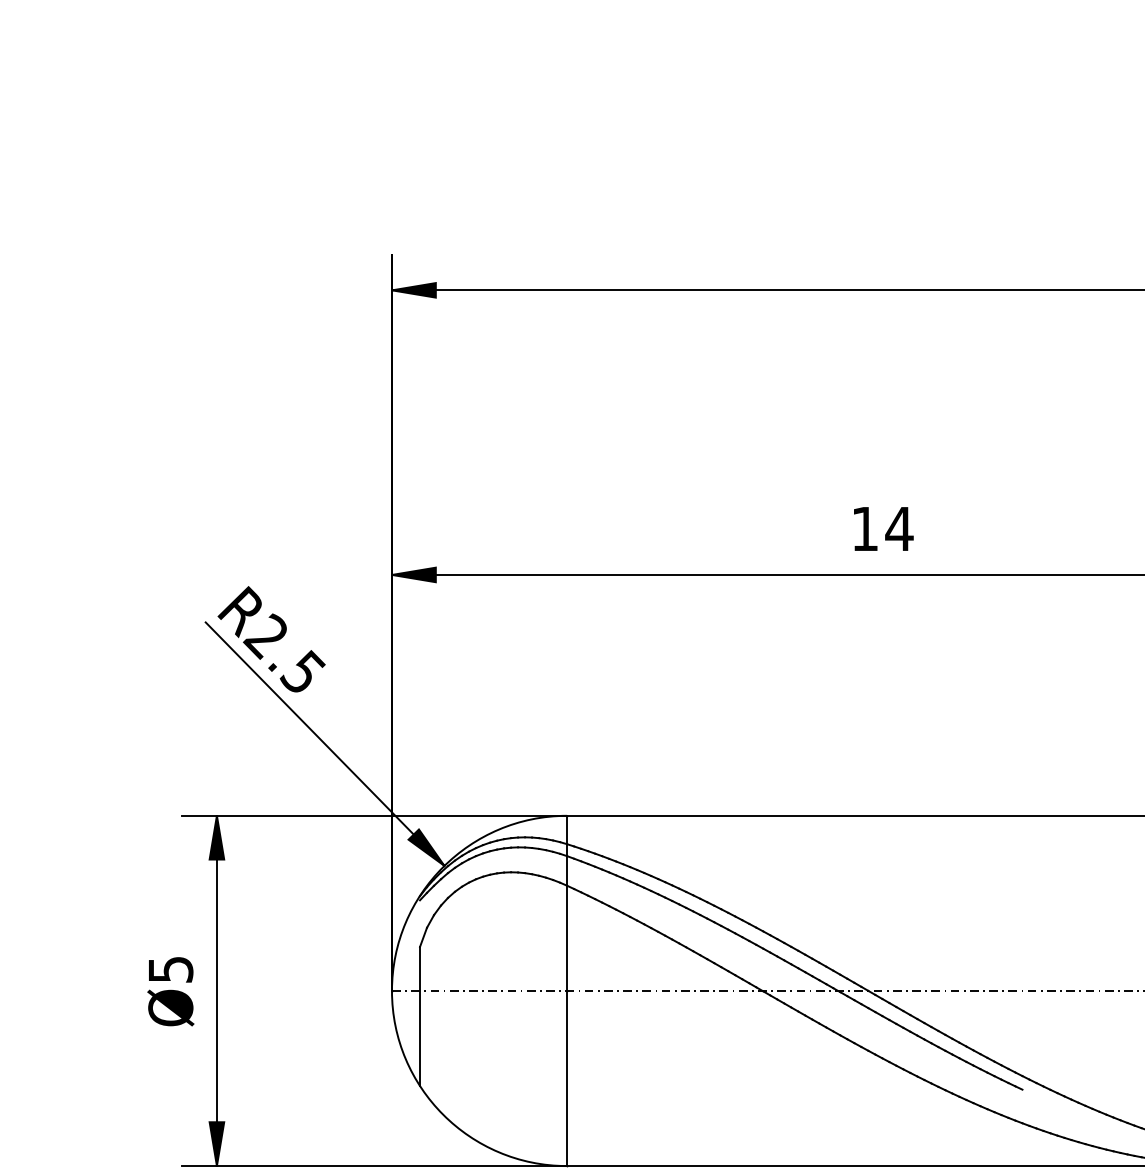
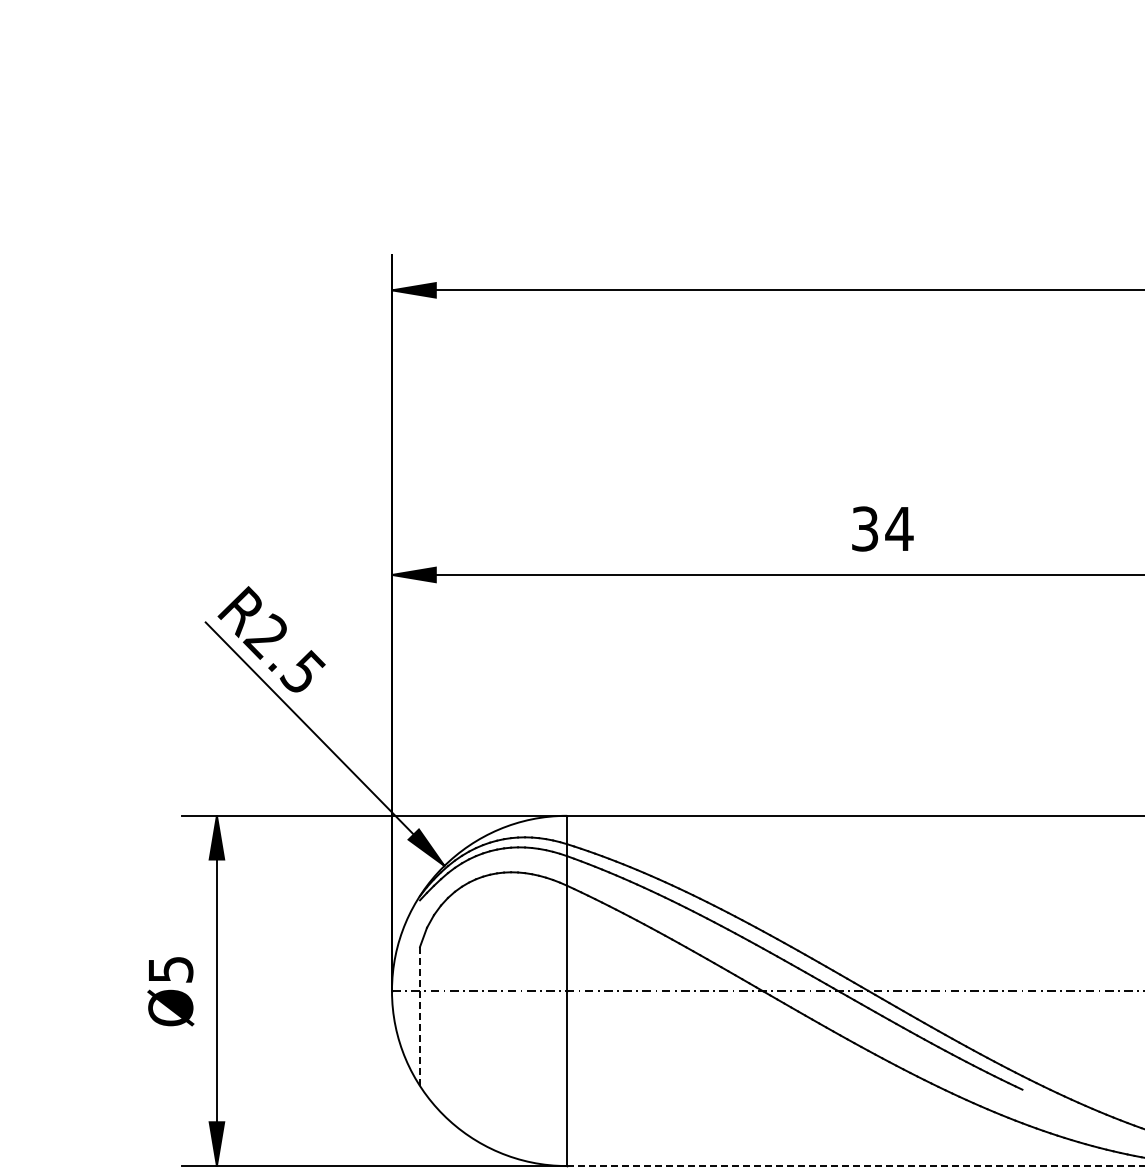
text: 14 -> 34 (865, 528)
line: solid -> dashed (420, 1016)
line: solid -> dashed (855, 1166)
